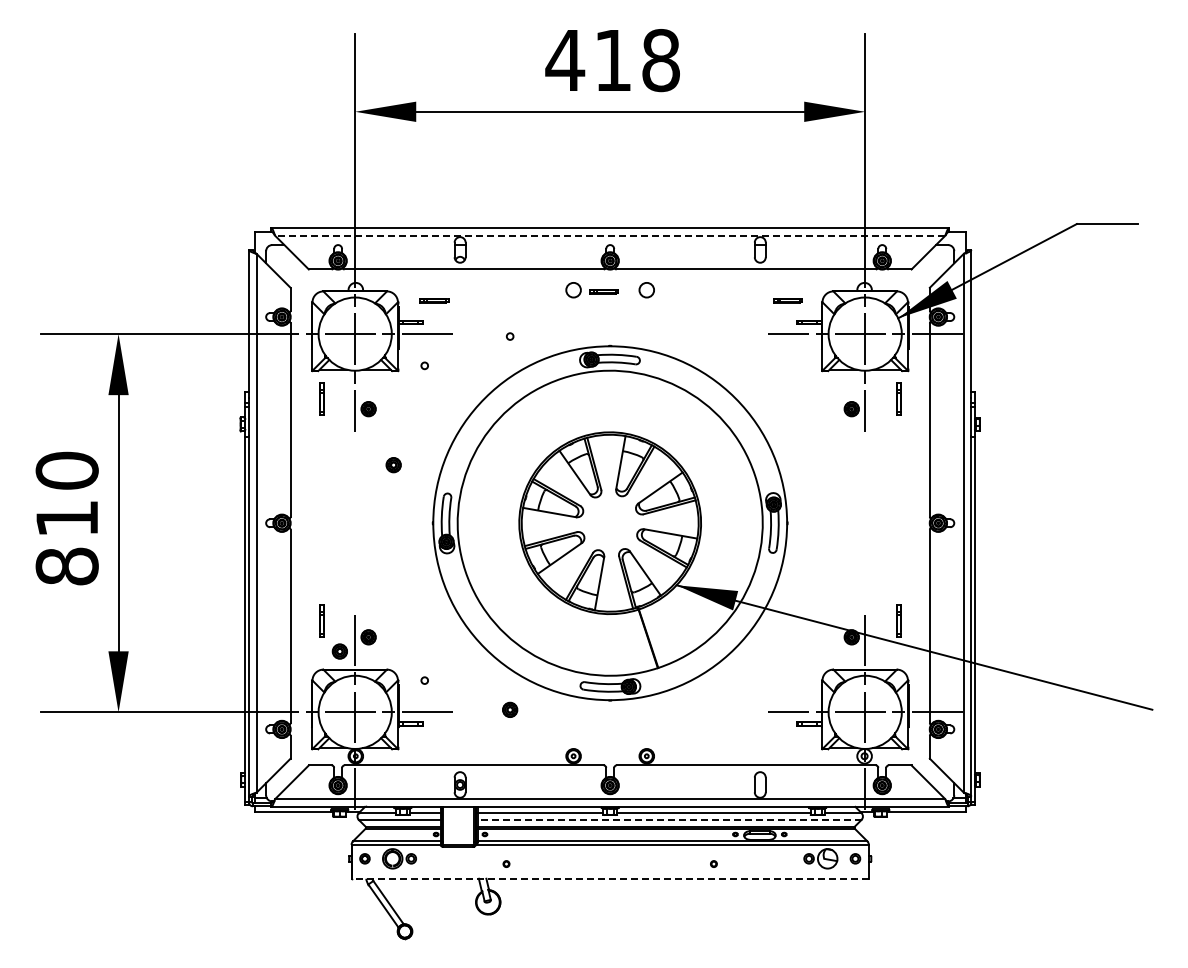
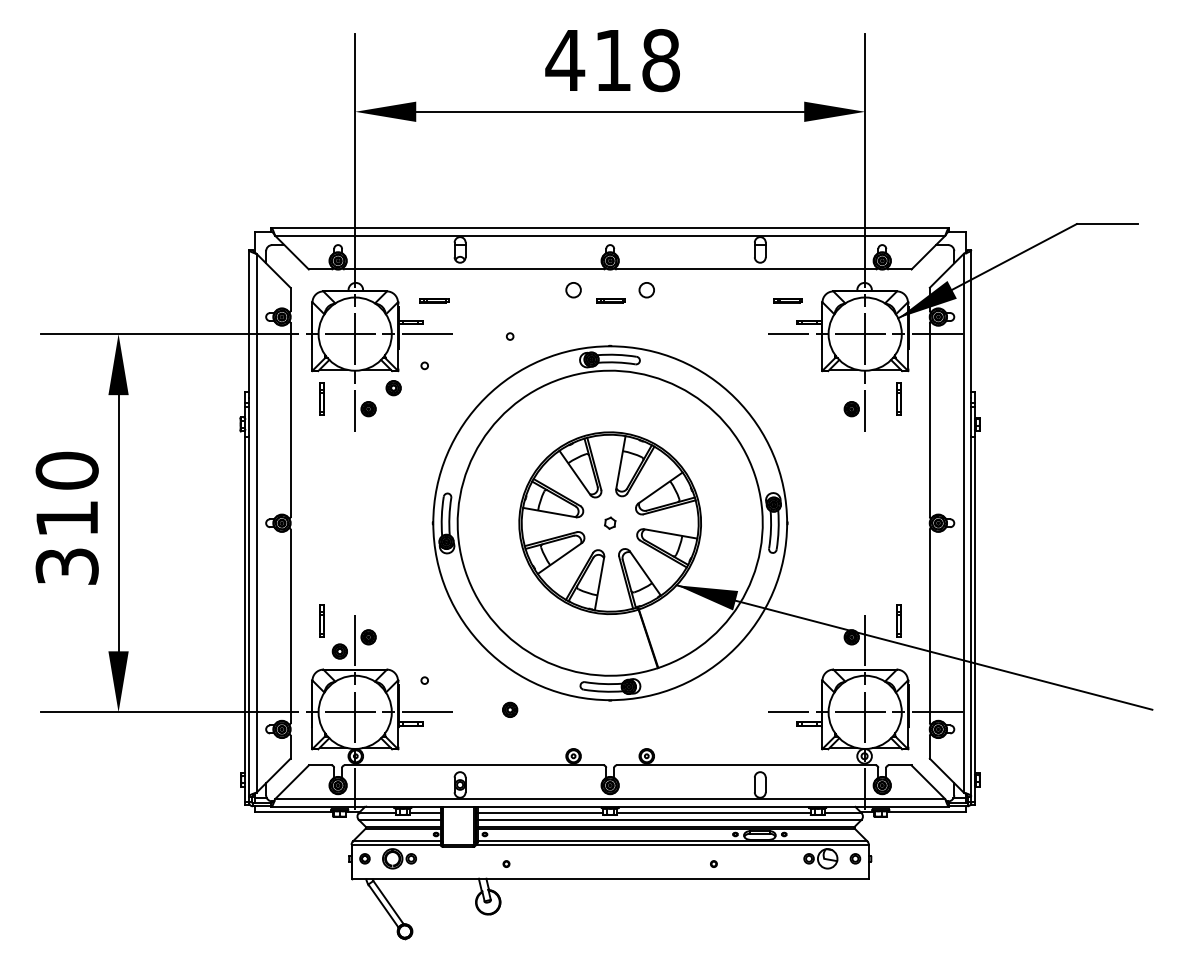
line: dashed -> solid (609, 235)
part position: (603, 291) -> (610, 300) (610, 300)
part position: (393, 465) -> (393, 388) (393, 388)
part: none -> present (610, 522)
text: 810 -> 310 (66, 566)
line: dashed -> solid (669, 819)
line: dashed -> solid (610, 878)
